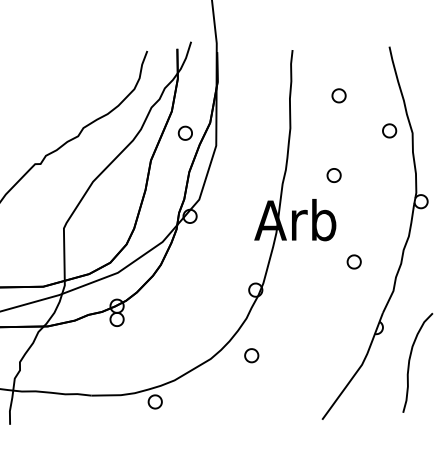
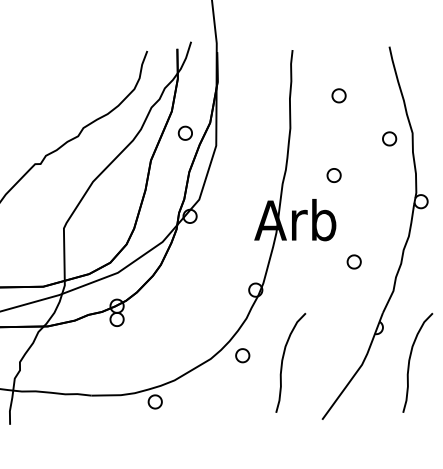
part position: (389, 130) -> (389, 138) (389, 138)
part position: (251, 355) -> (242, 355) (242, 355)
curve: none -> present (283, 361)
